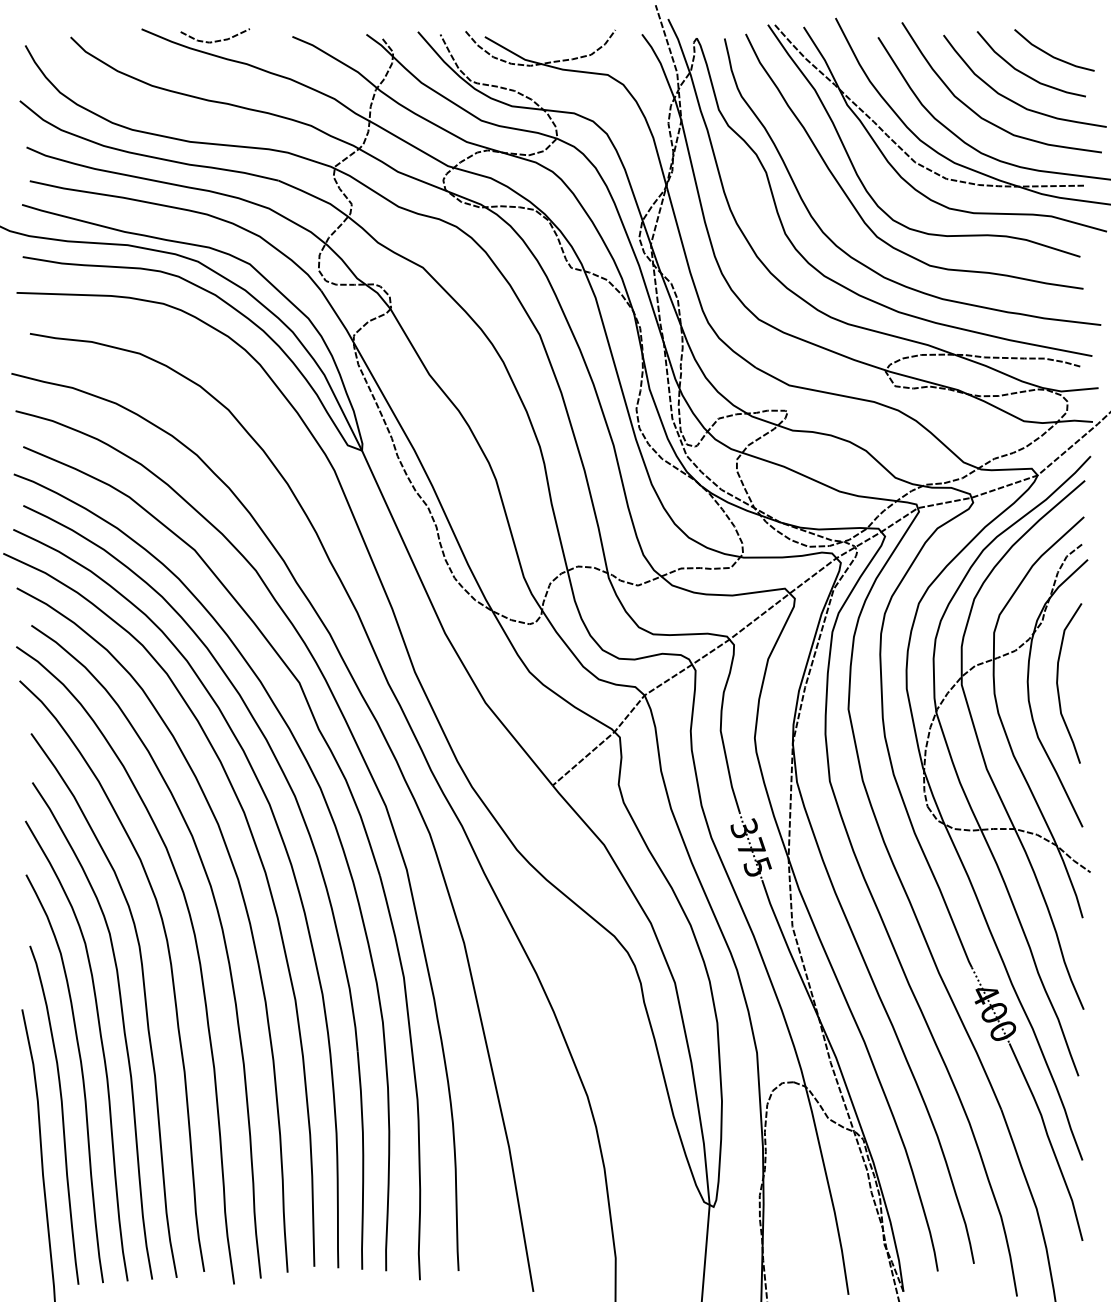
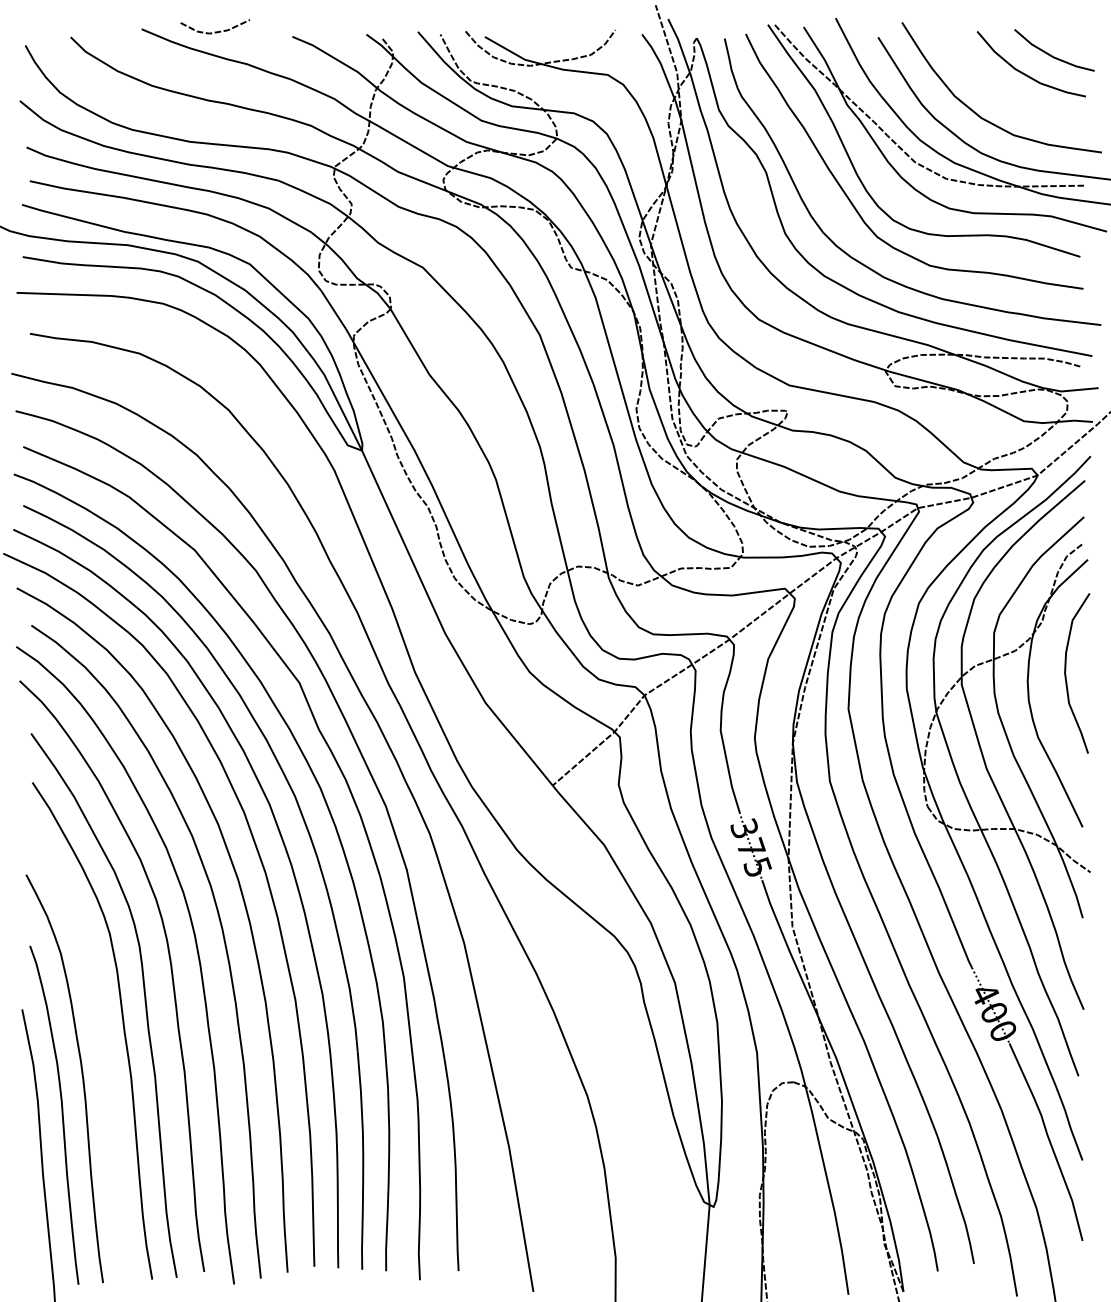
line position: (215, 40) -> (215, 31) (215, 31)
curve: present -> none (1013, 100)
curve position: (1058, 684) -> (1066, 674) (1066, 674)
curve: present -> none (101, 1047)
